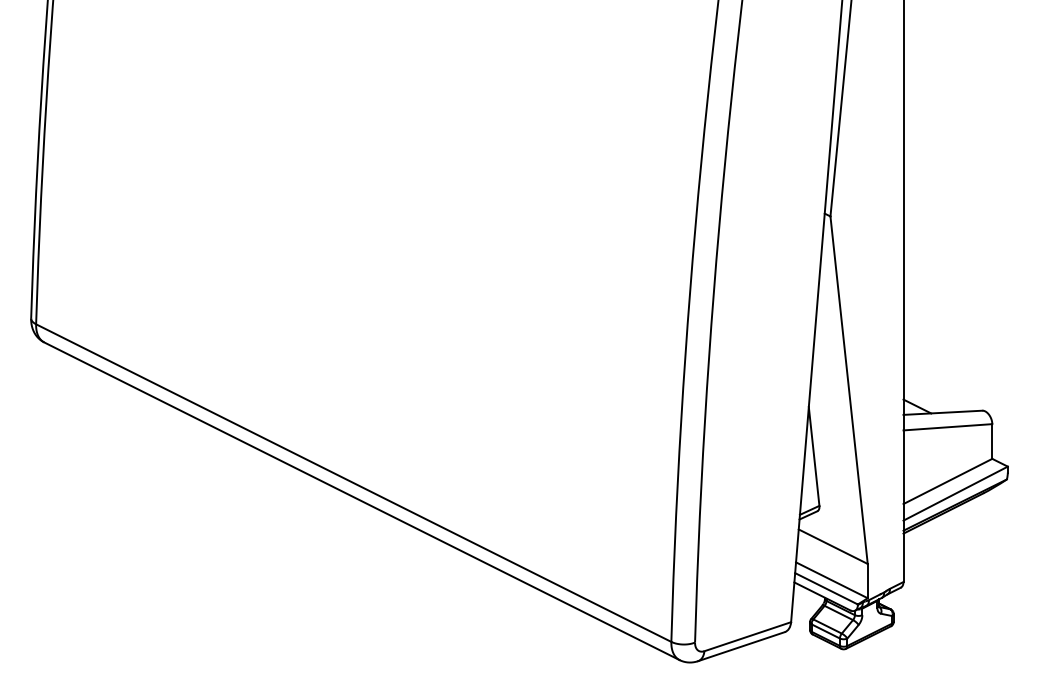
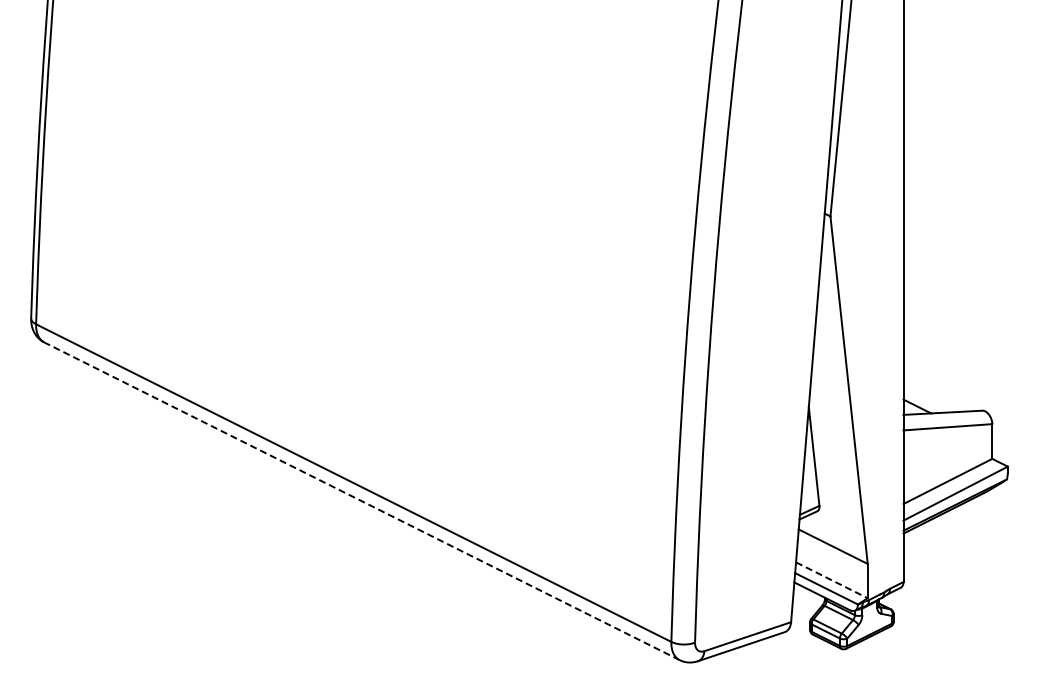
line: solid -> dashed (361, 501)
line: solid -> dashed (832, 580)
